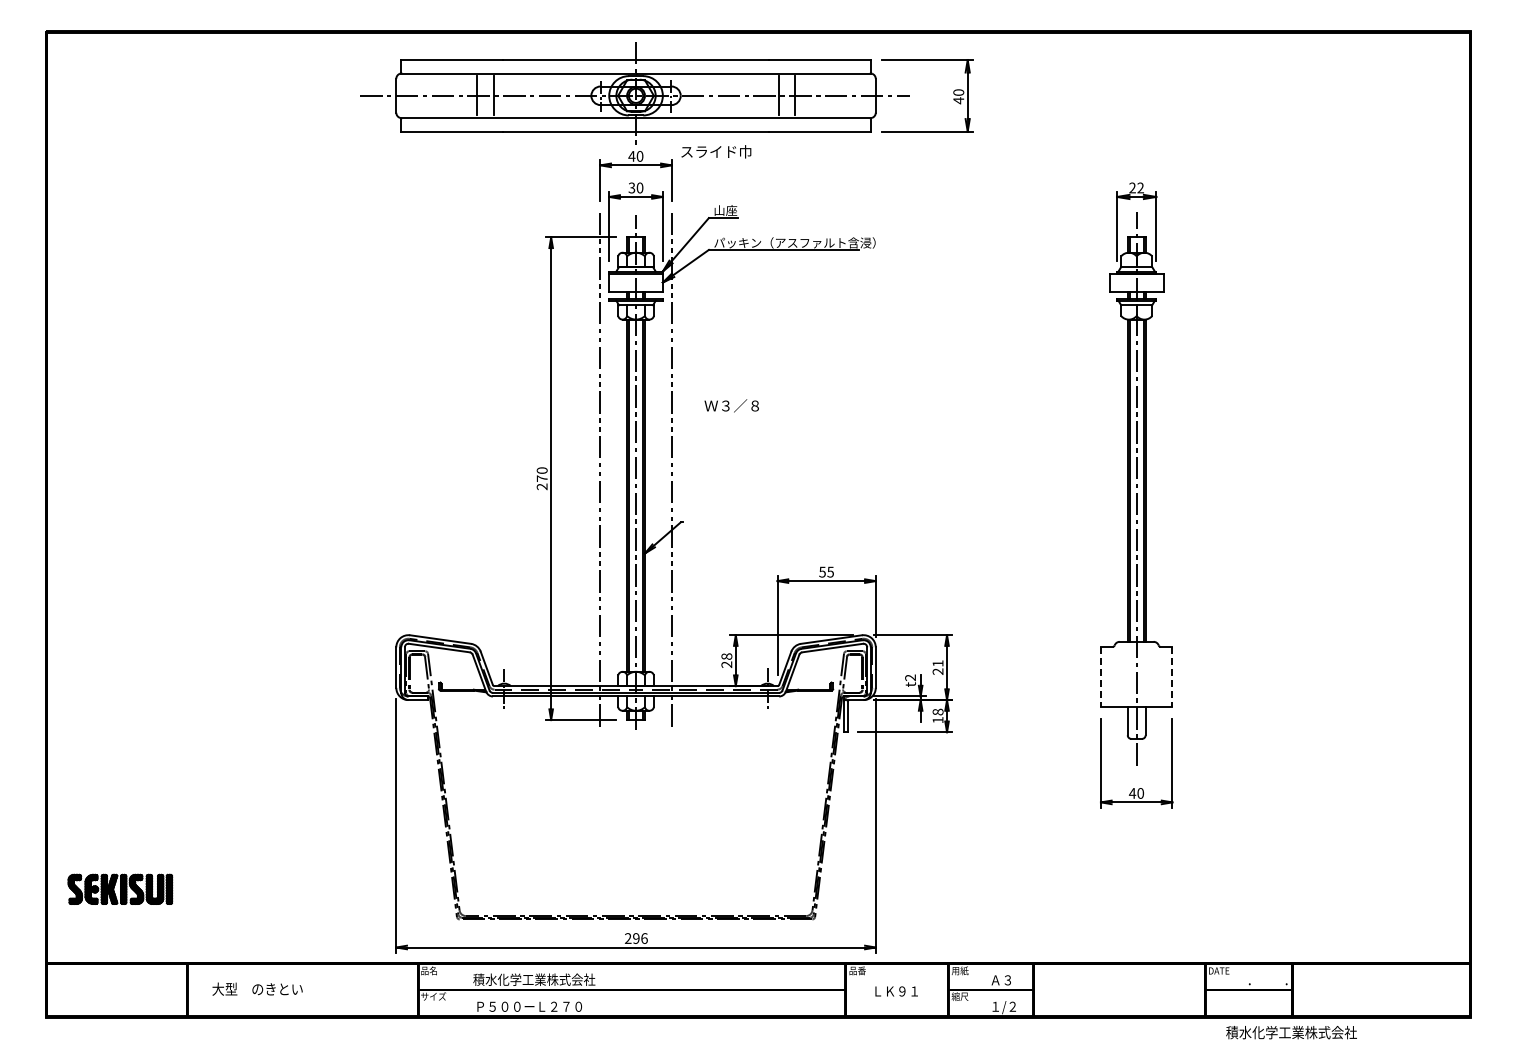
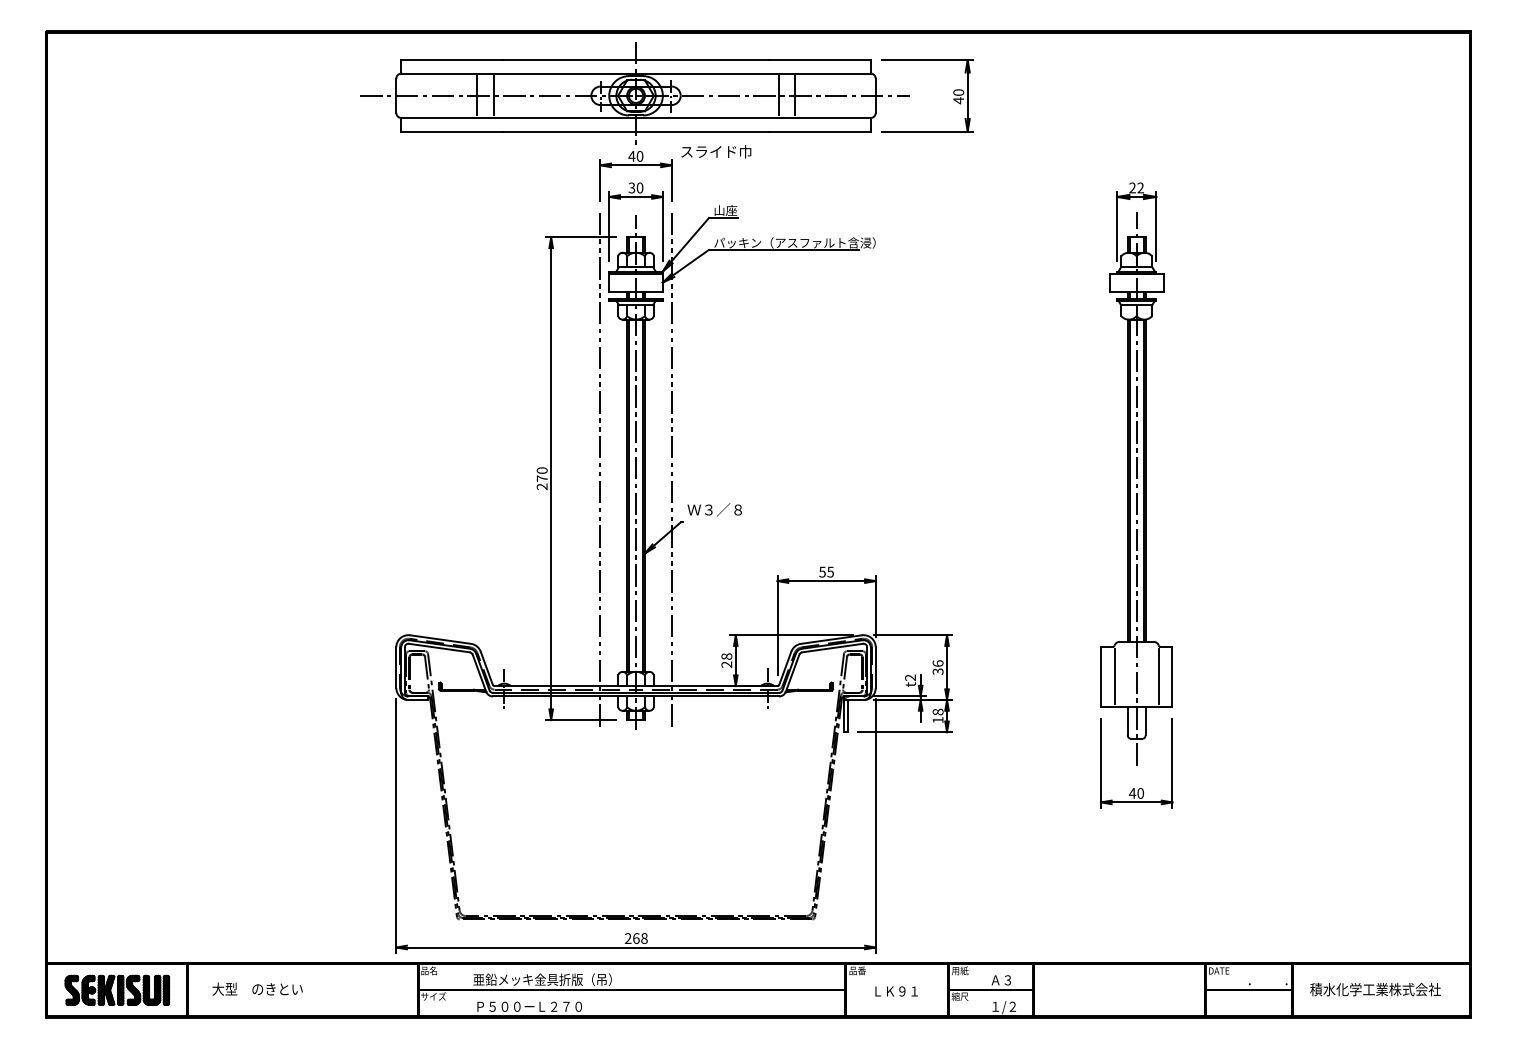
text position: (731, 405) -> (714, 509) (714, 509)
text: 21 -> 36 (937, 667)
line: dashed -> solid (1100, 676)
line: none -> present (1114, 676)
line: none -> present (1158, 676)
line: dashed -> solid (1172, 676)
part position: (120, 888) -> (117, 989) (117, 989)
text: 296 -> 268 (640, 938)
text: 積水化学工業株式会社 -> 亜鉛メッキ金具折版（吊） (542, 979)
text position: (1291, 1032) -> (1375, 989) (1375, 989)
